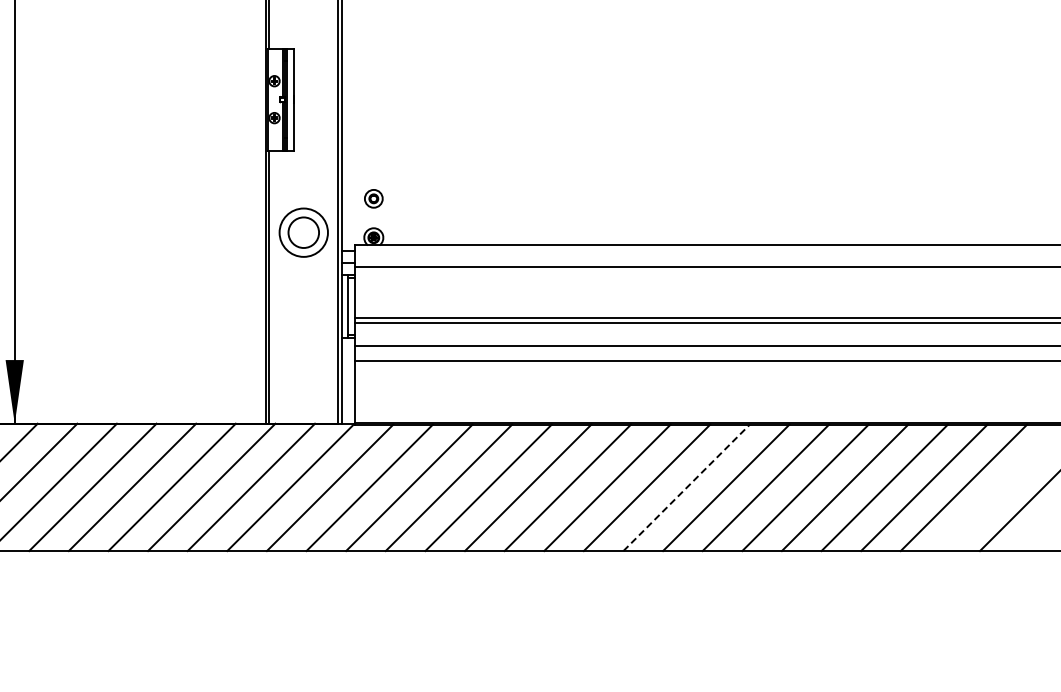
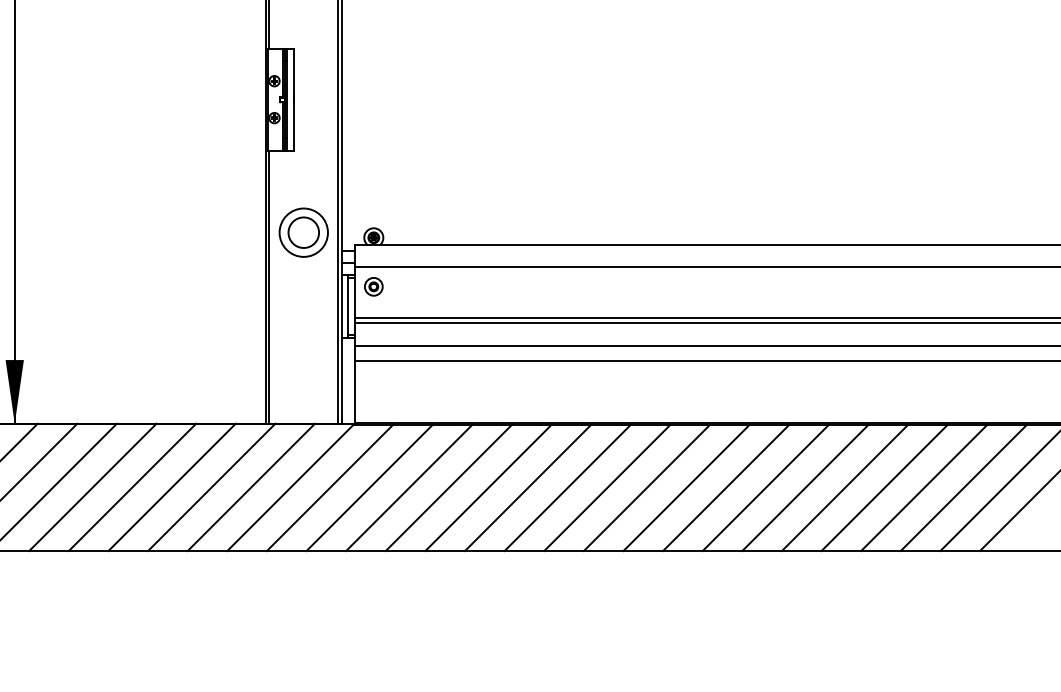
part position: (373, 198) -> (373, 286) (373, 286)
line: dashed -> solid (687, 487)
line: none -> present (998, 492)
